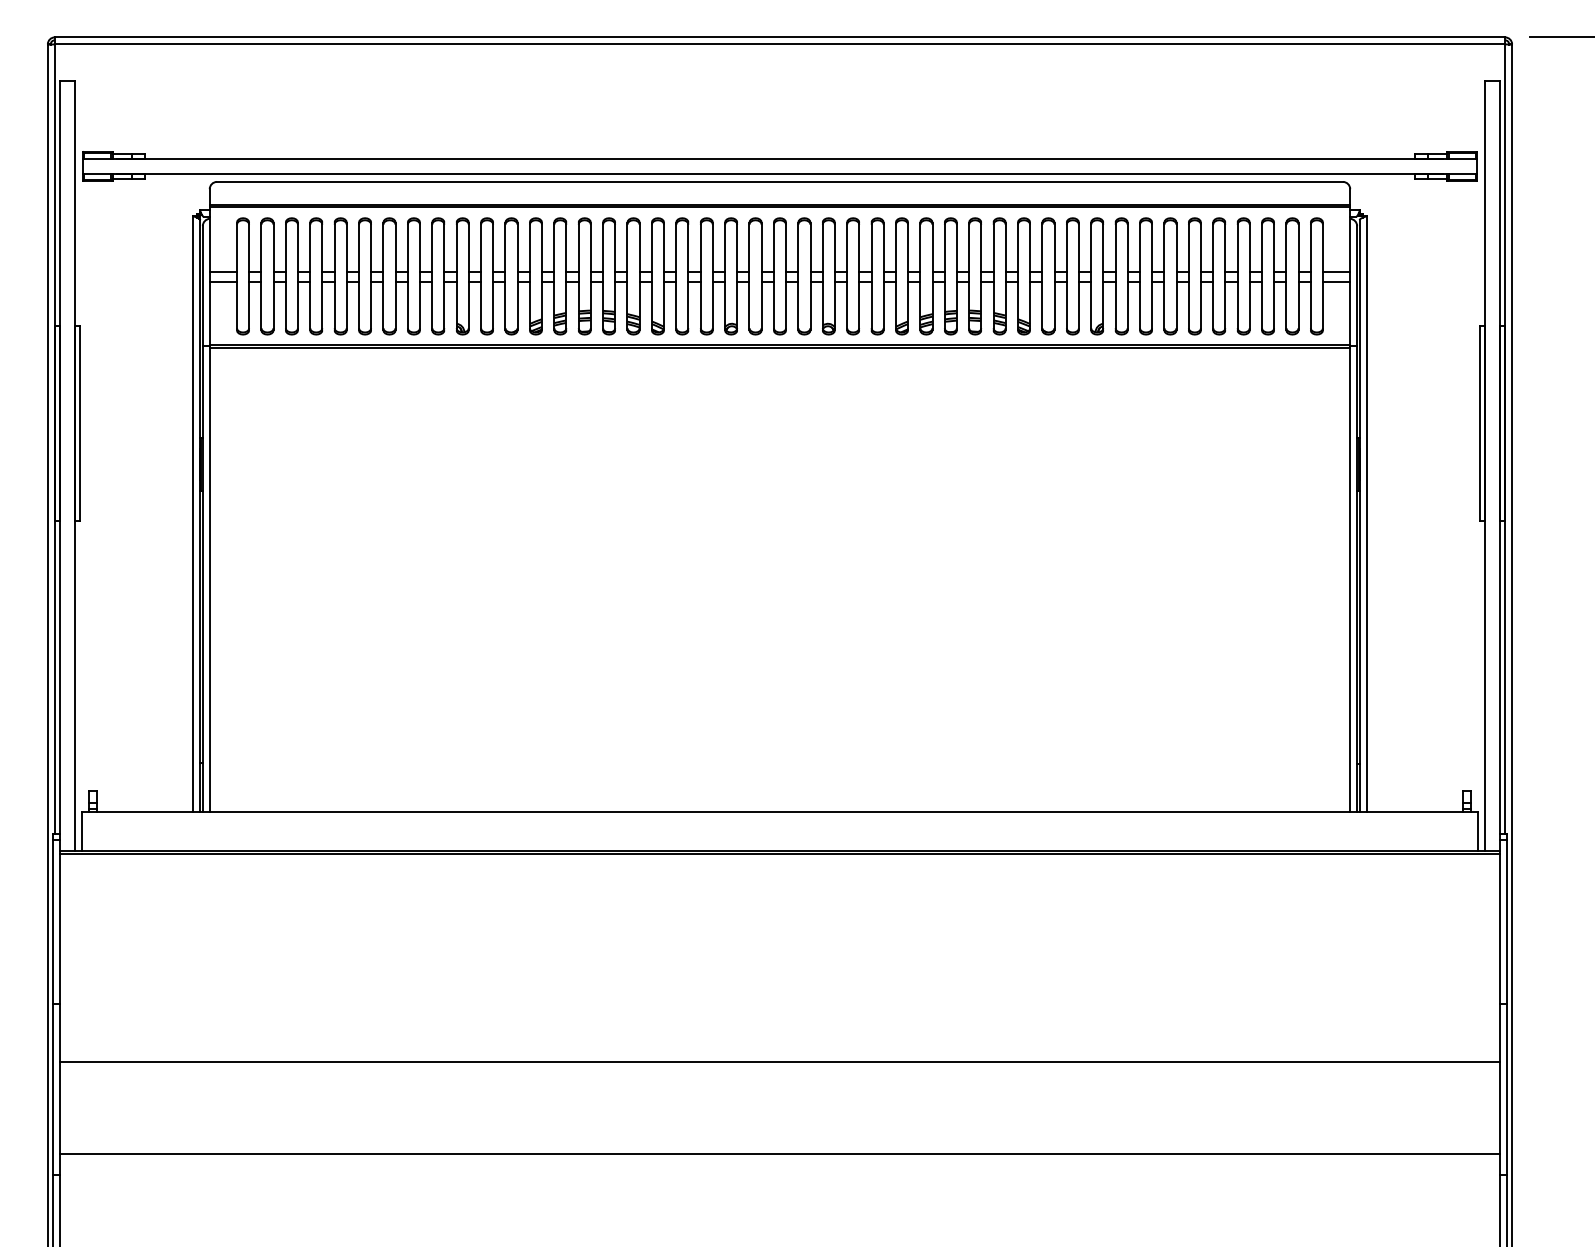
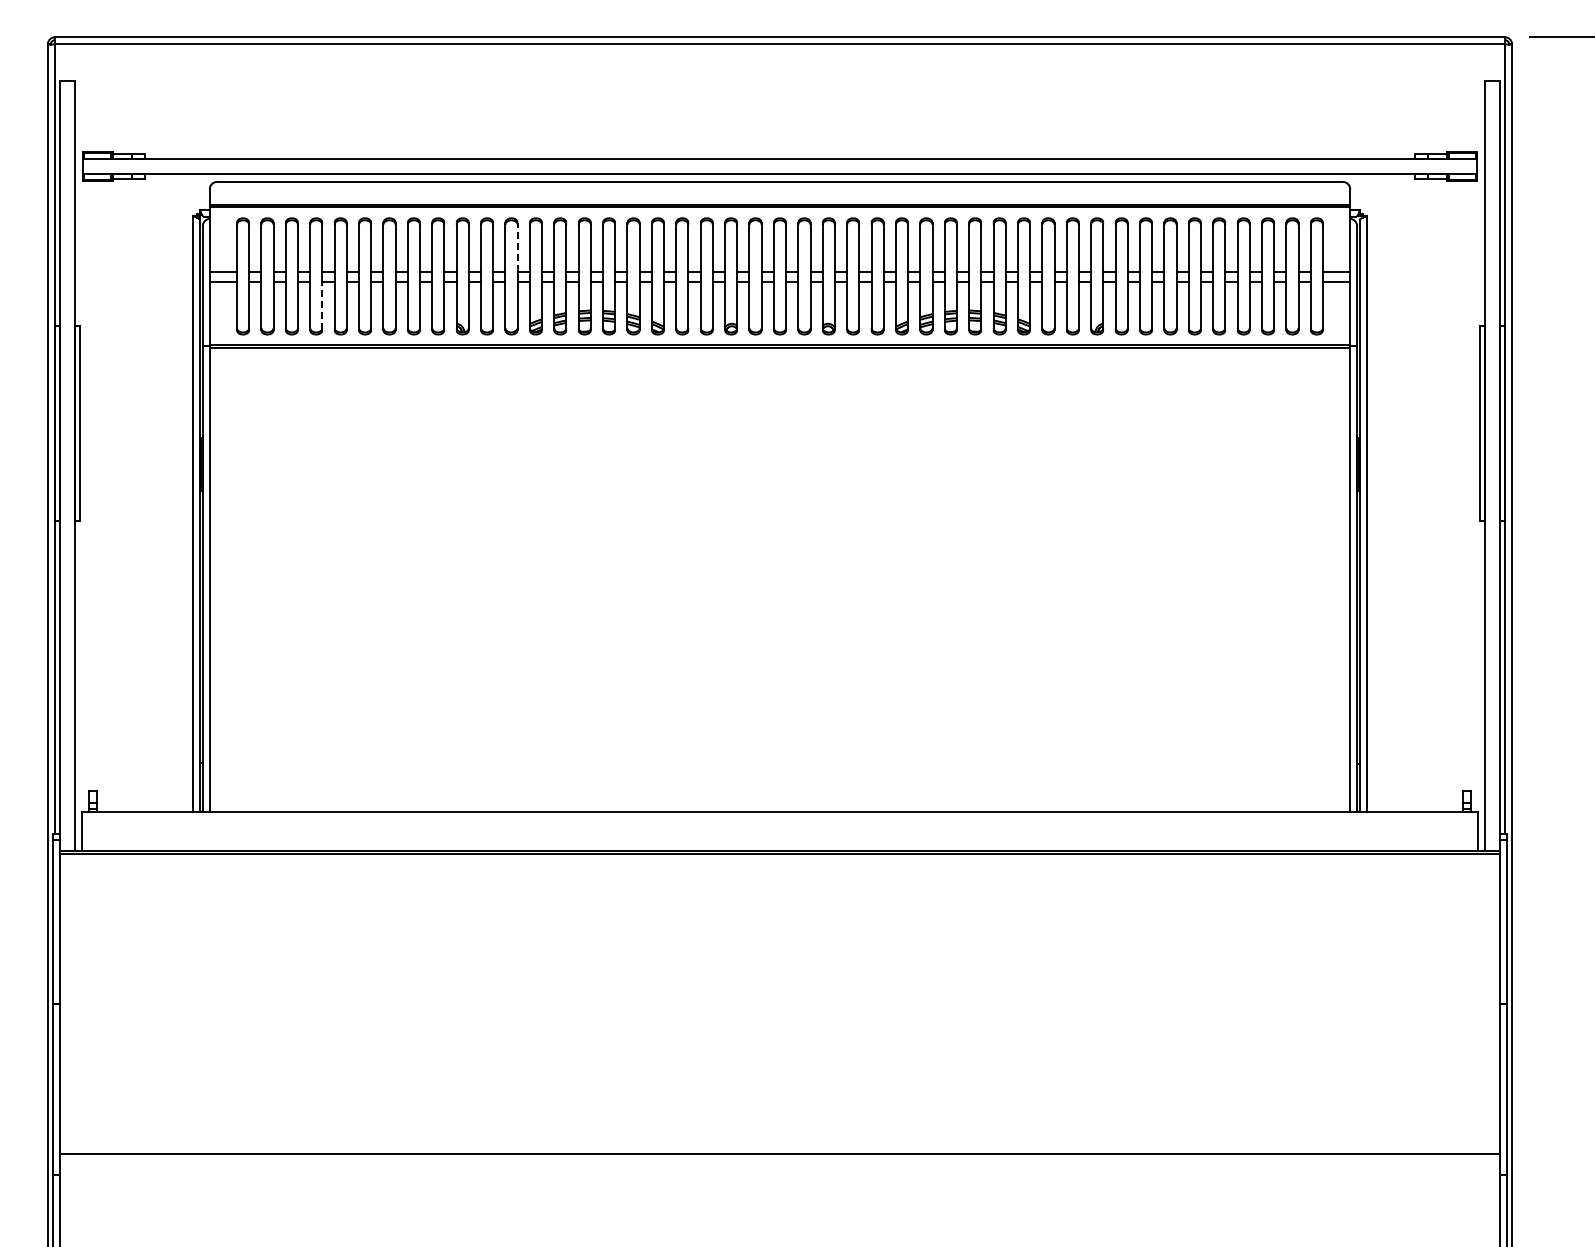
line: solid -> dashed (517, 247)
line: solid -> dashed (322, 305)
line: present -> none (779, 1061)
